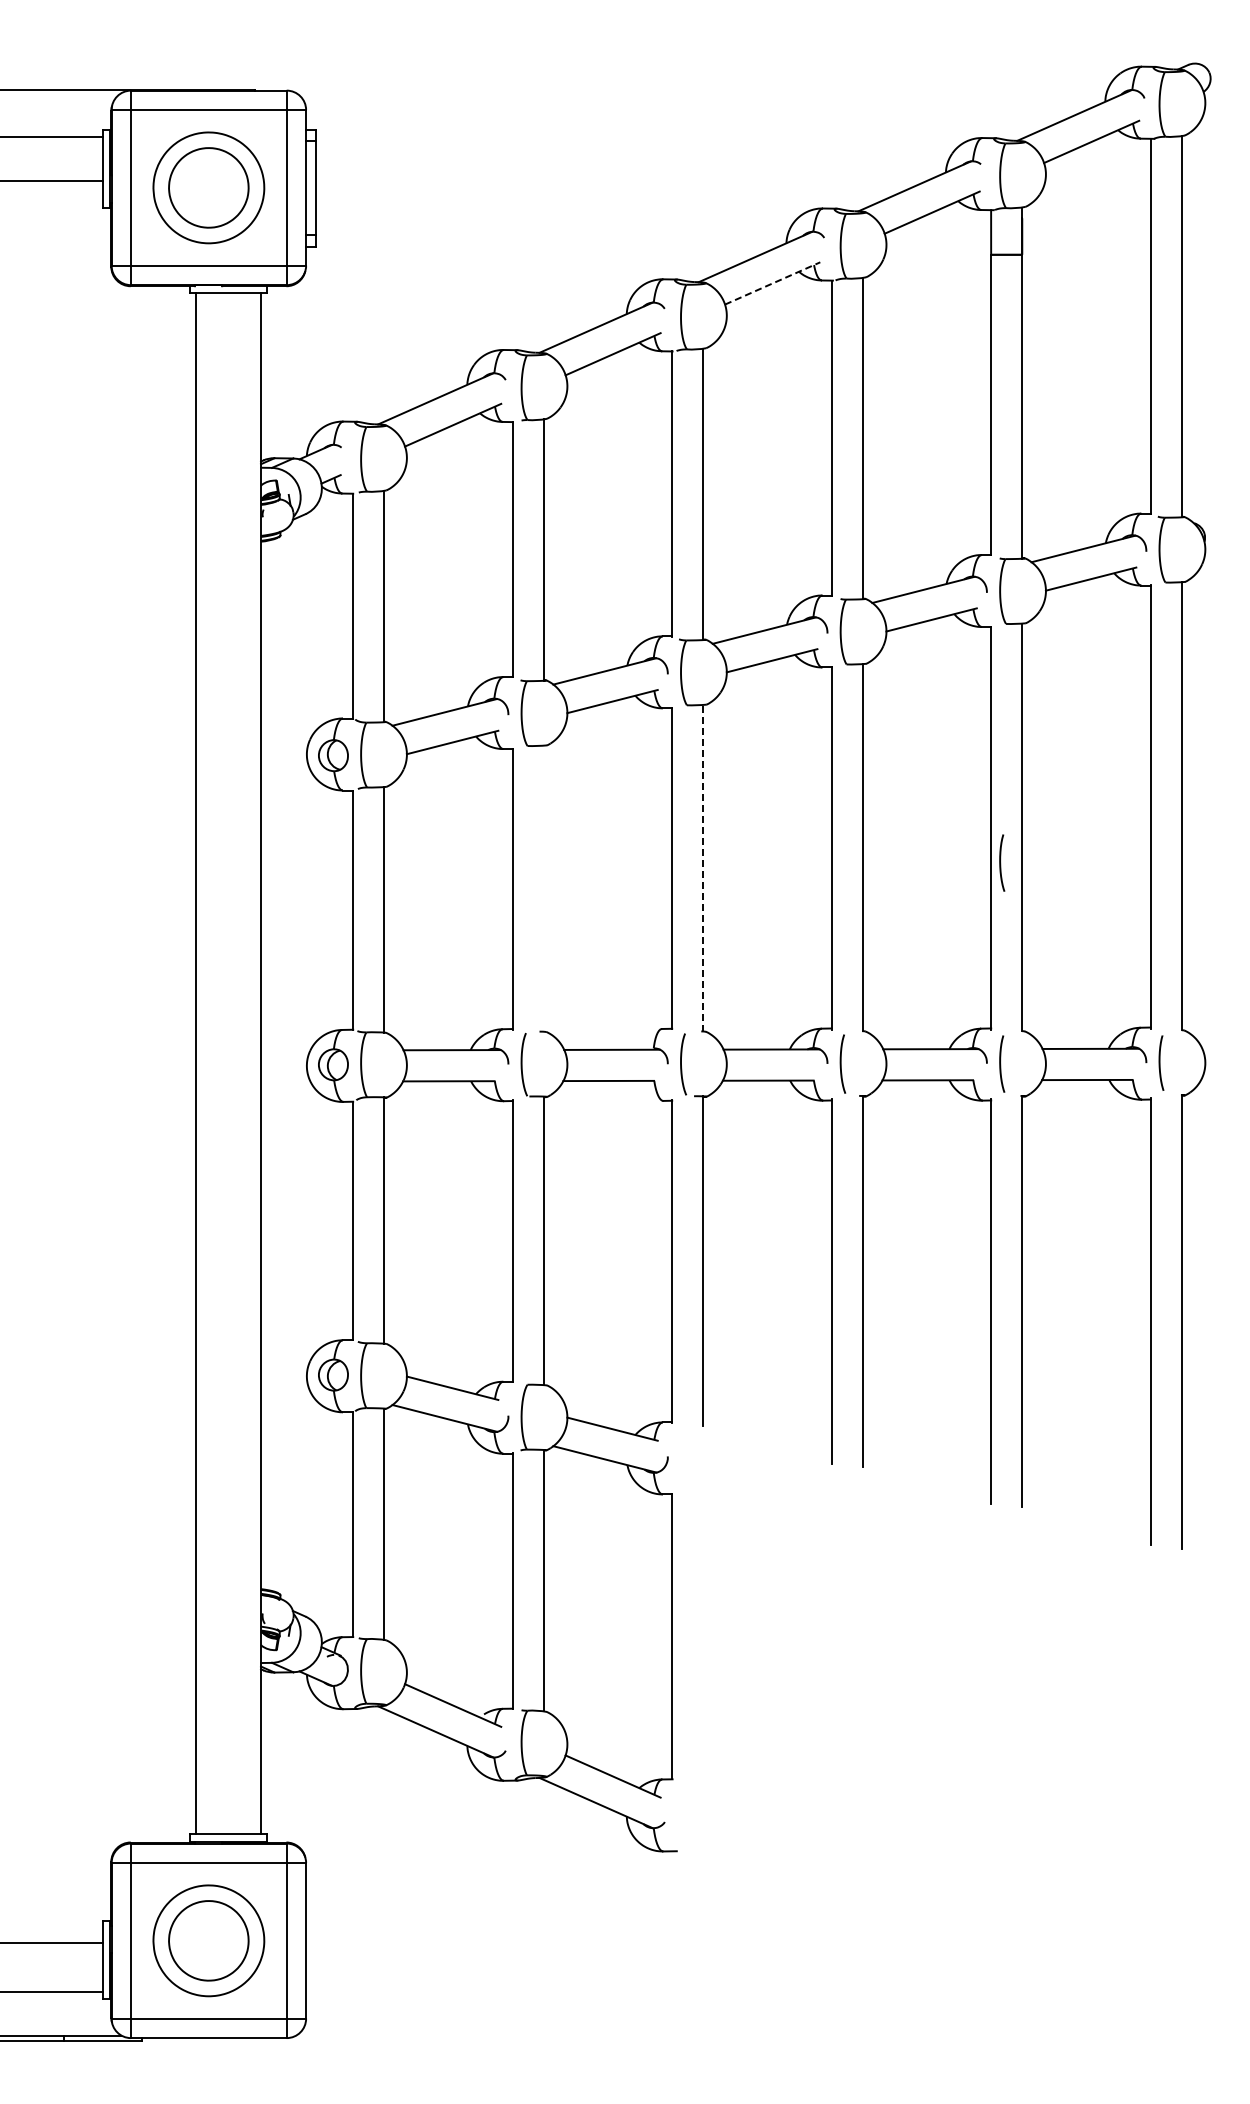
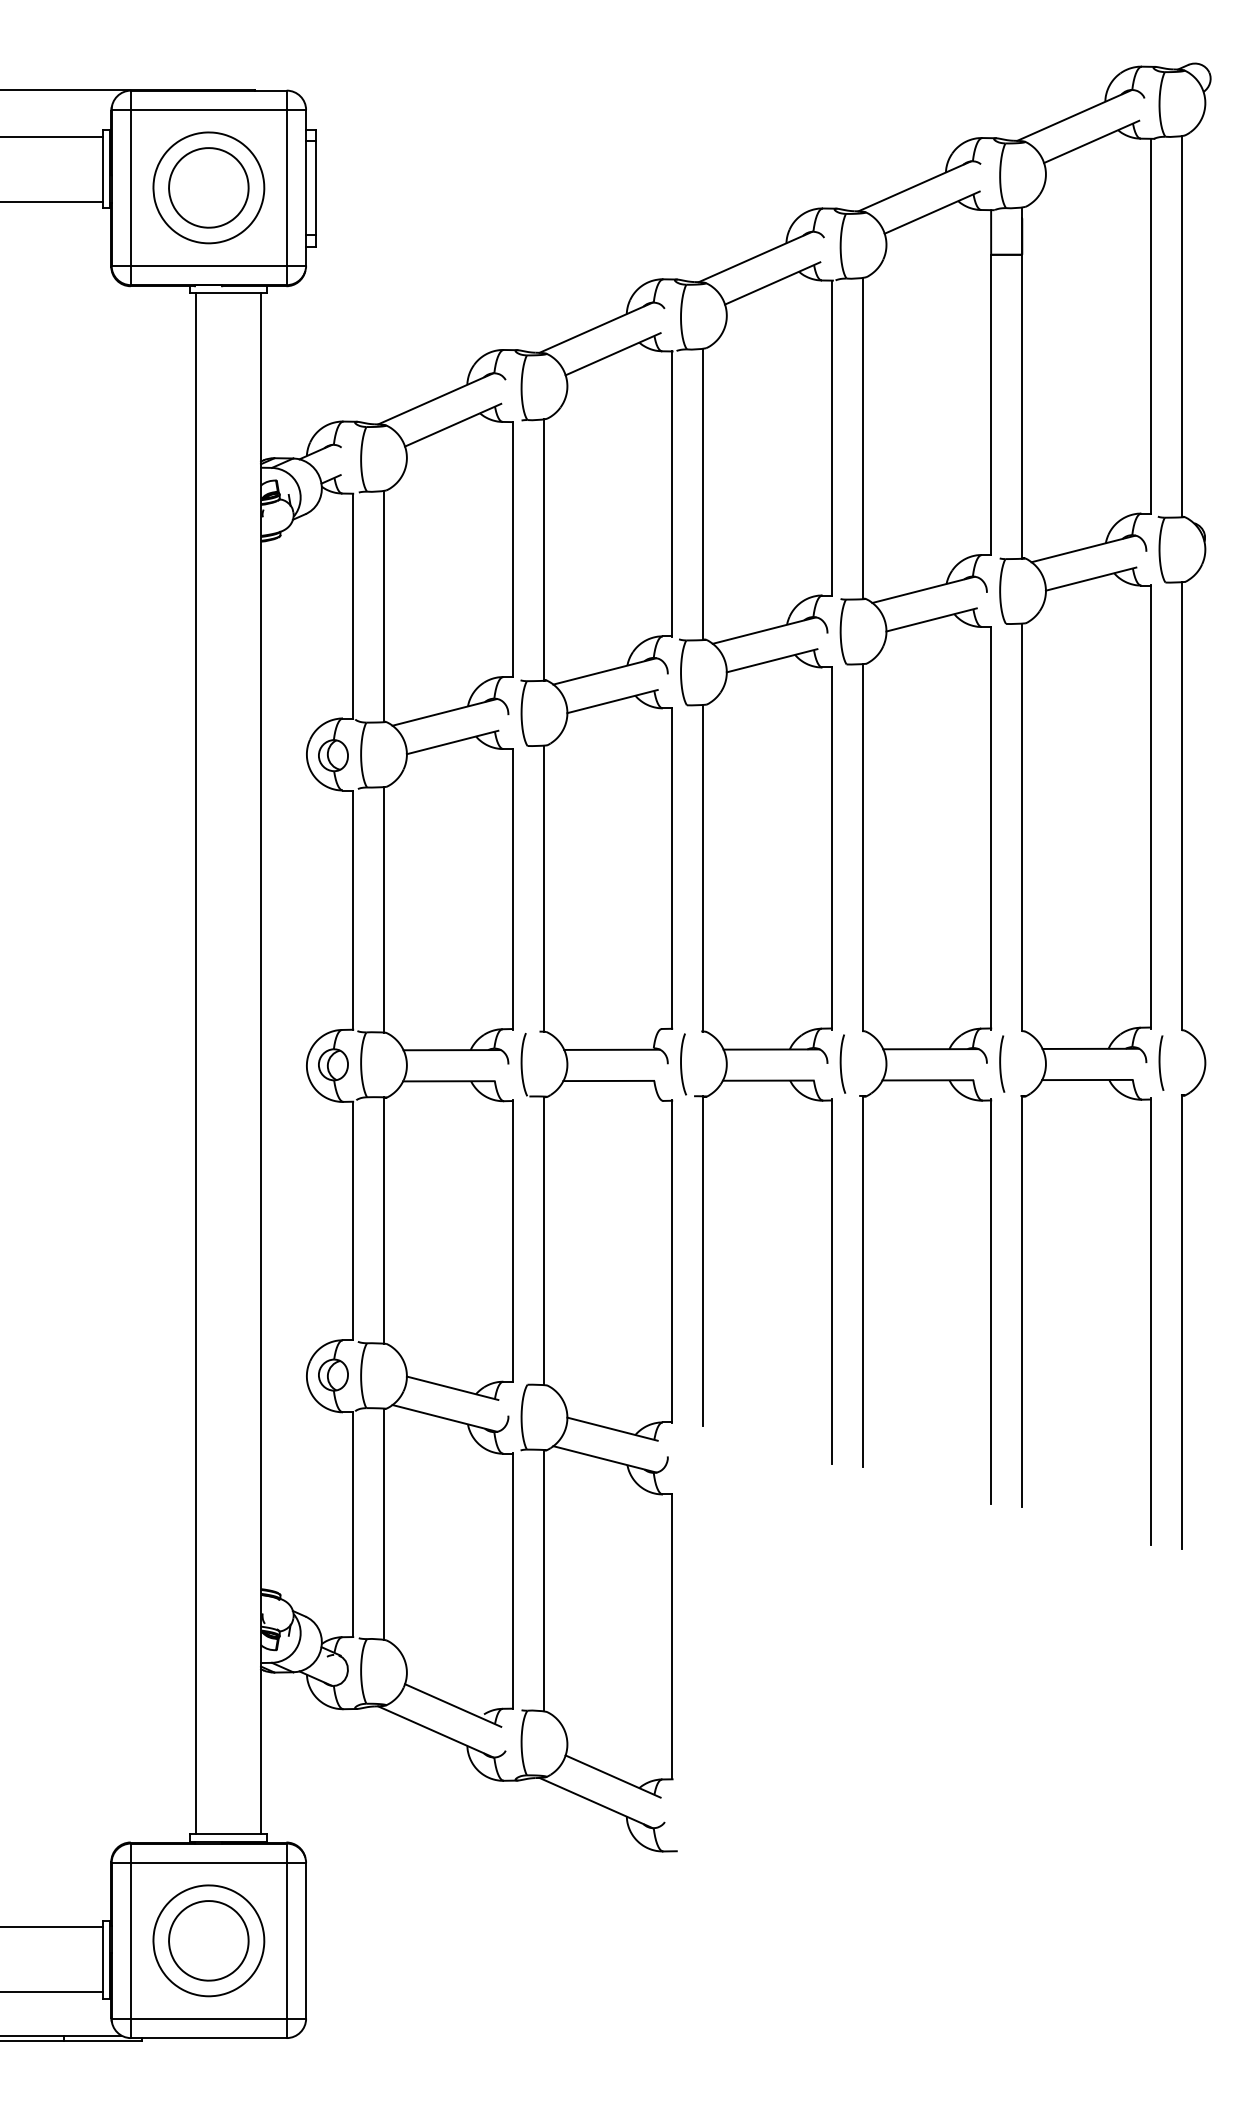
line position: (52, 180) -> (52, 201) (52, 201)
line: dashed -> solid (773, 283)
curve: present -> none (1001, 862)
line: dashed -> solid (703, 867)
line: none -> present (543, 888)
line position: (52, 1943) -> (52, 1927) (52, 1927)
